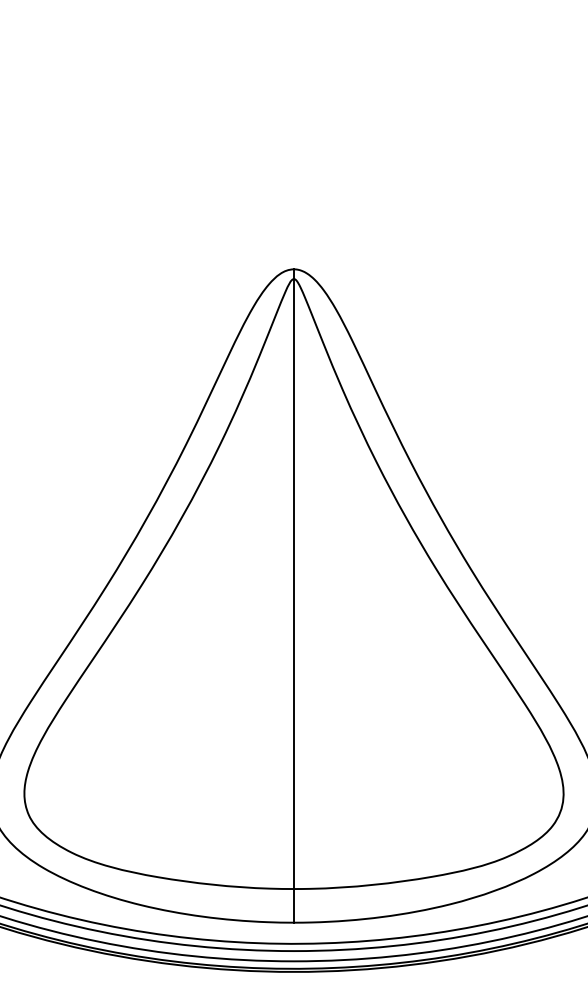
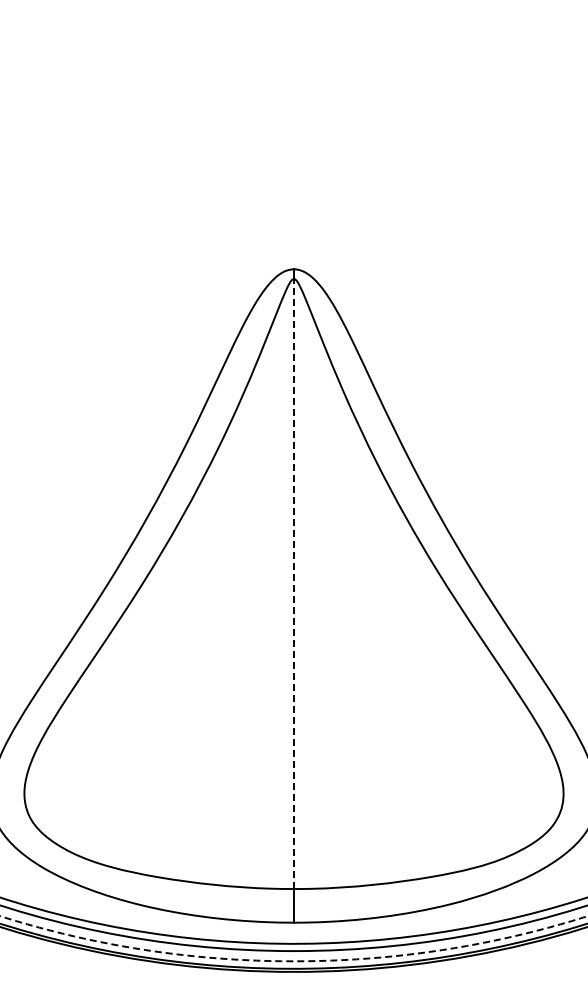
line: solid -> dashed (294, 584)
circle: solid -> dashed (293, 938)
